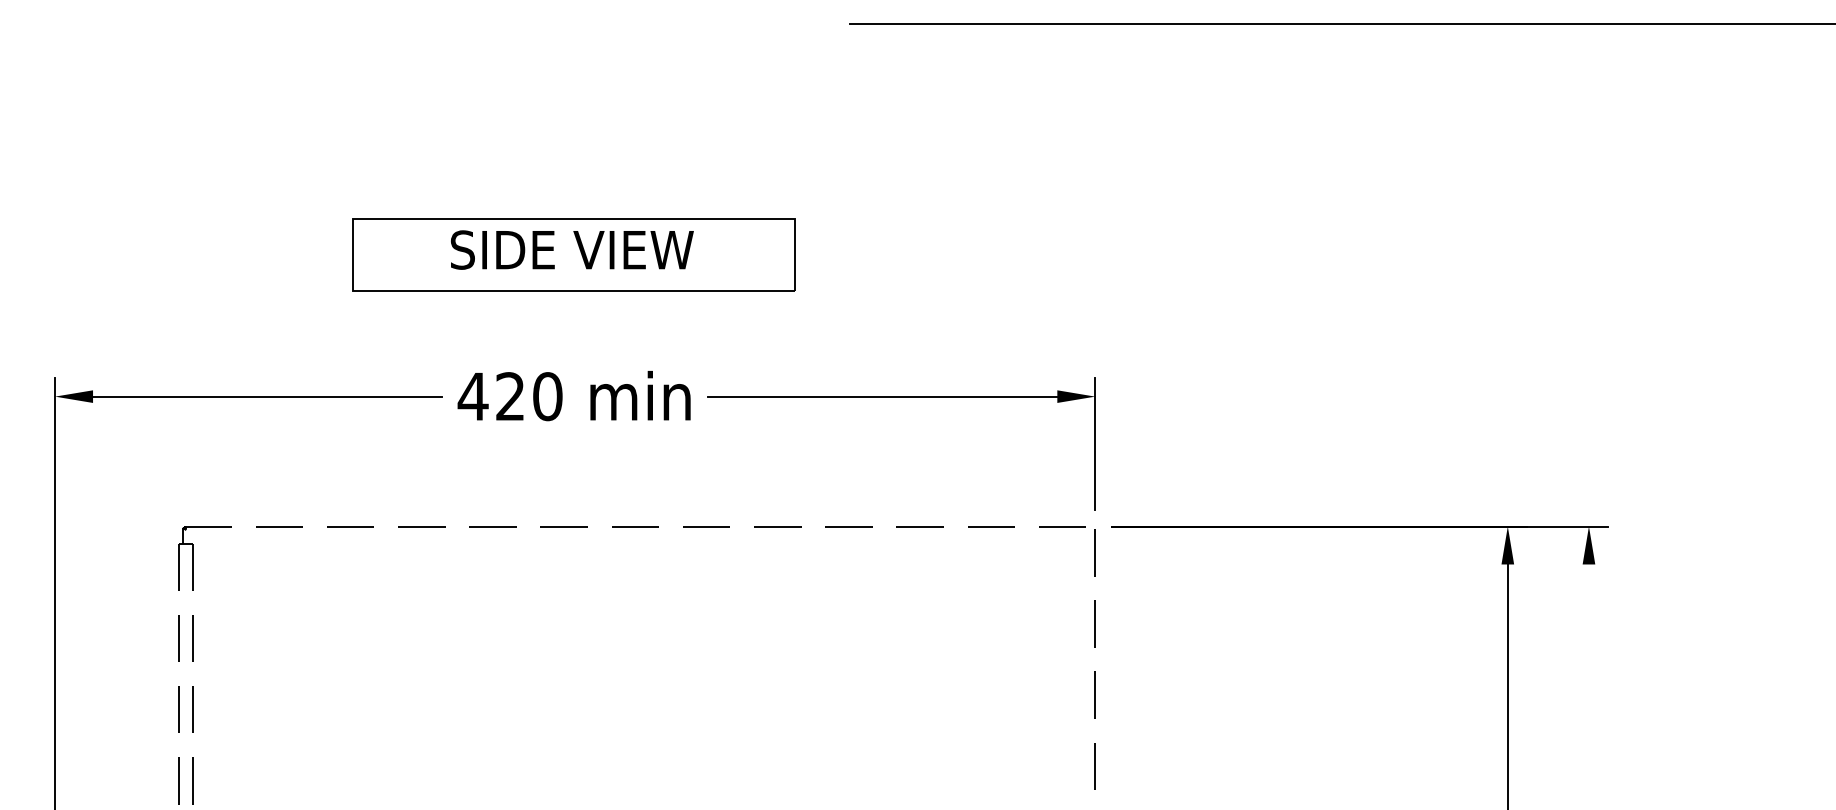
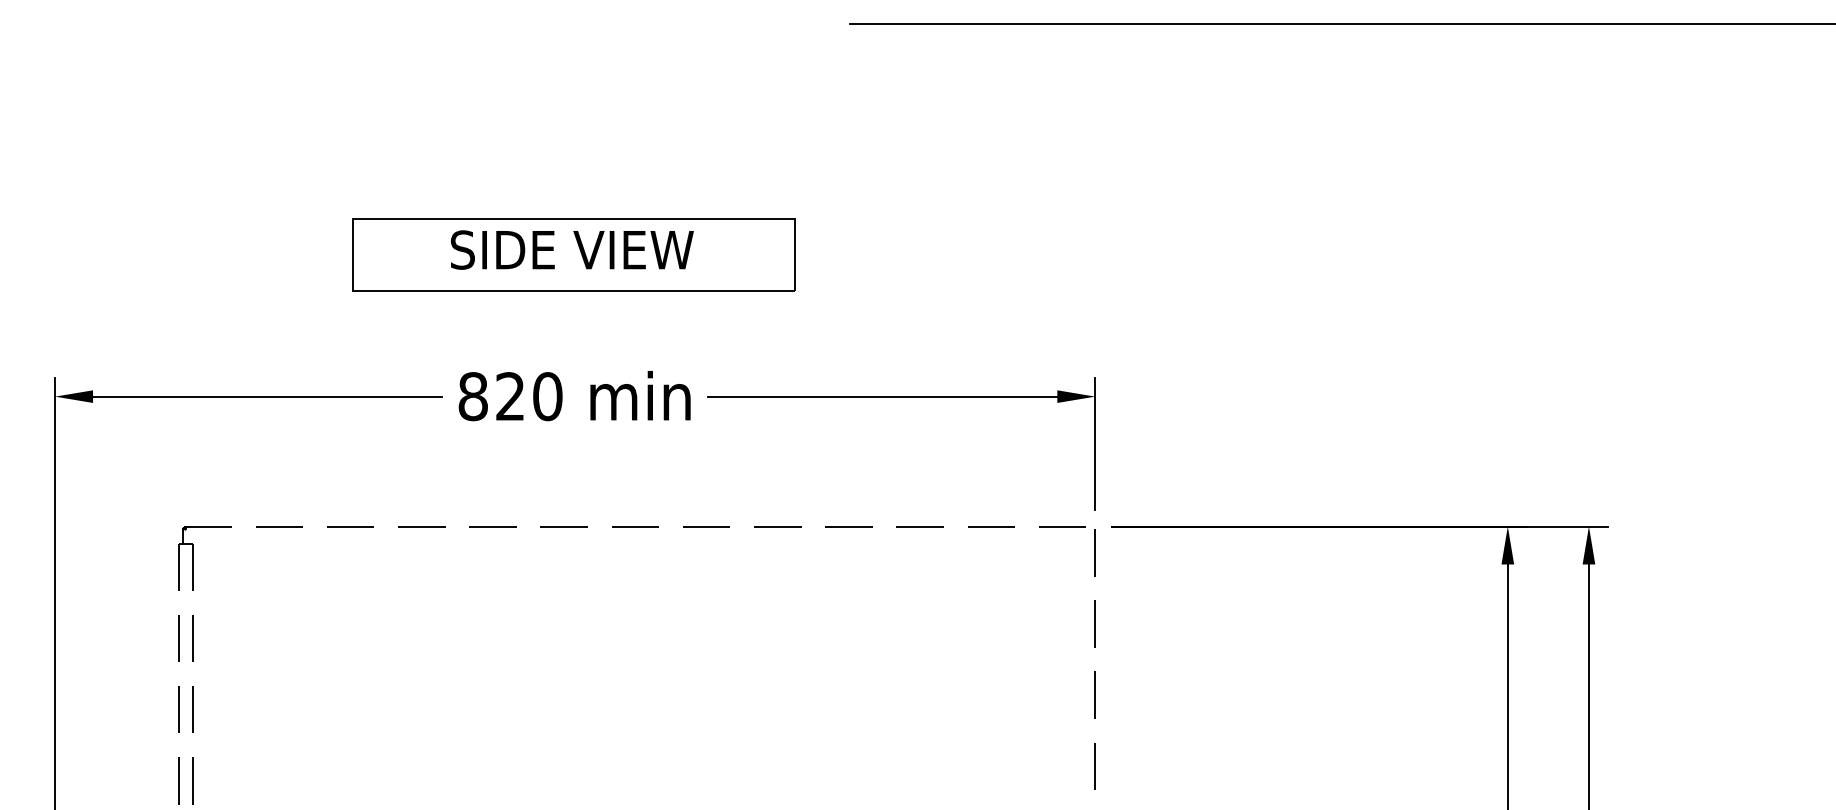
text: 420 -> 820 (472, 396)
line: none -> present (1588, 685)
